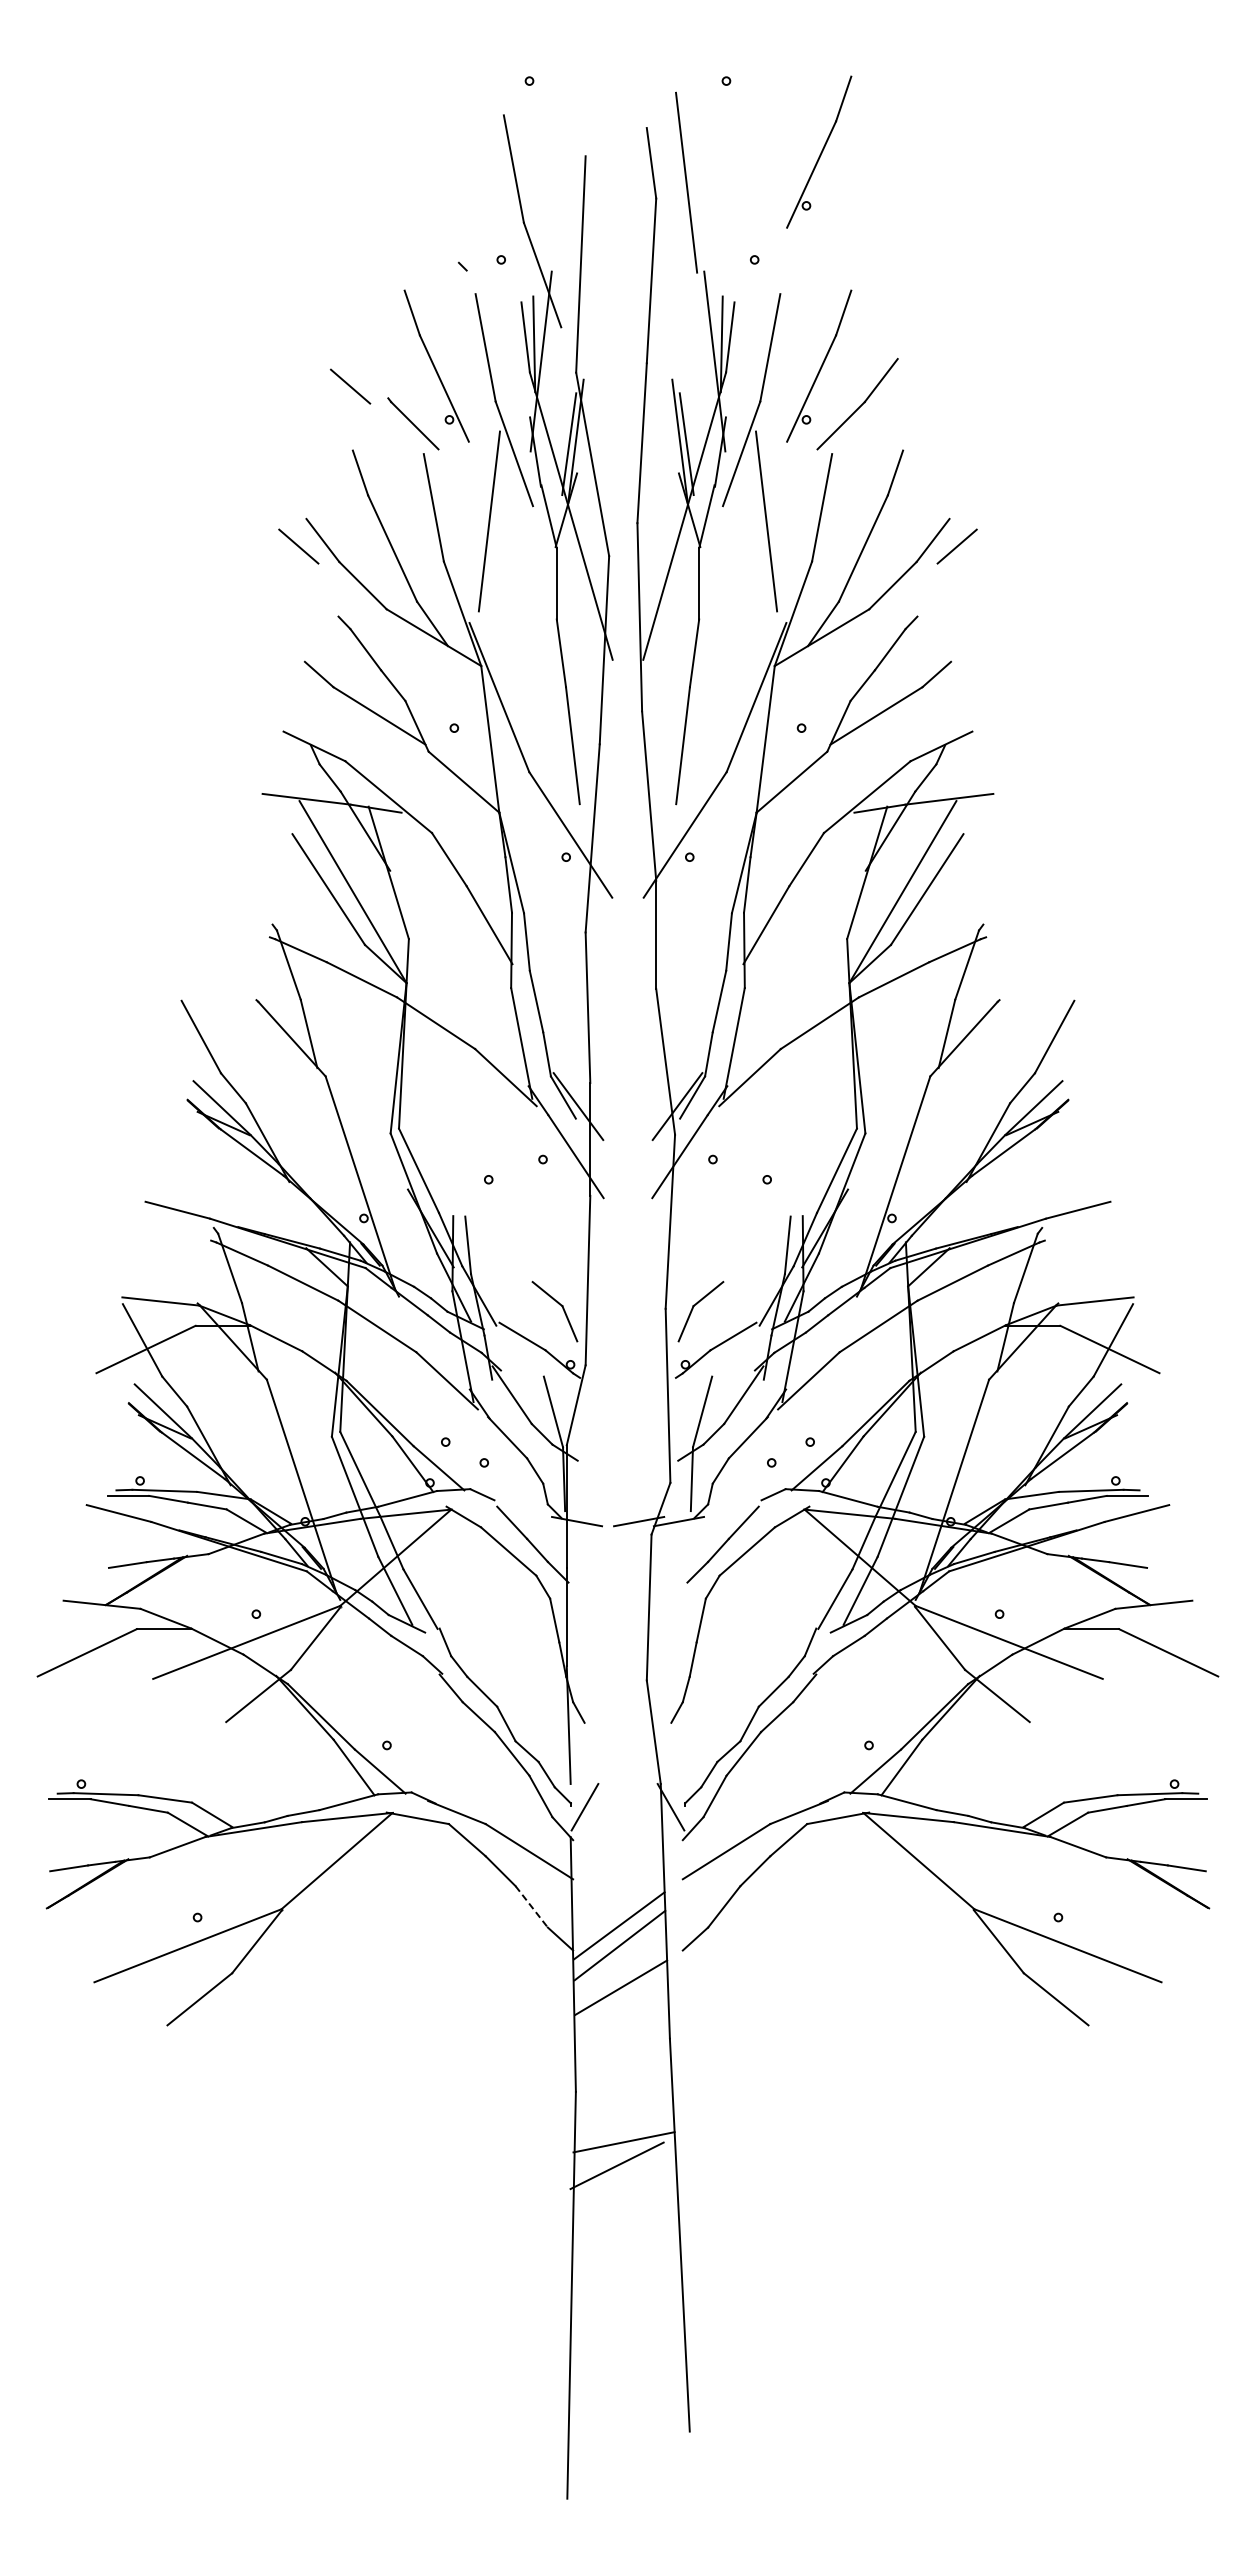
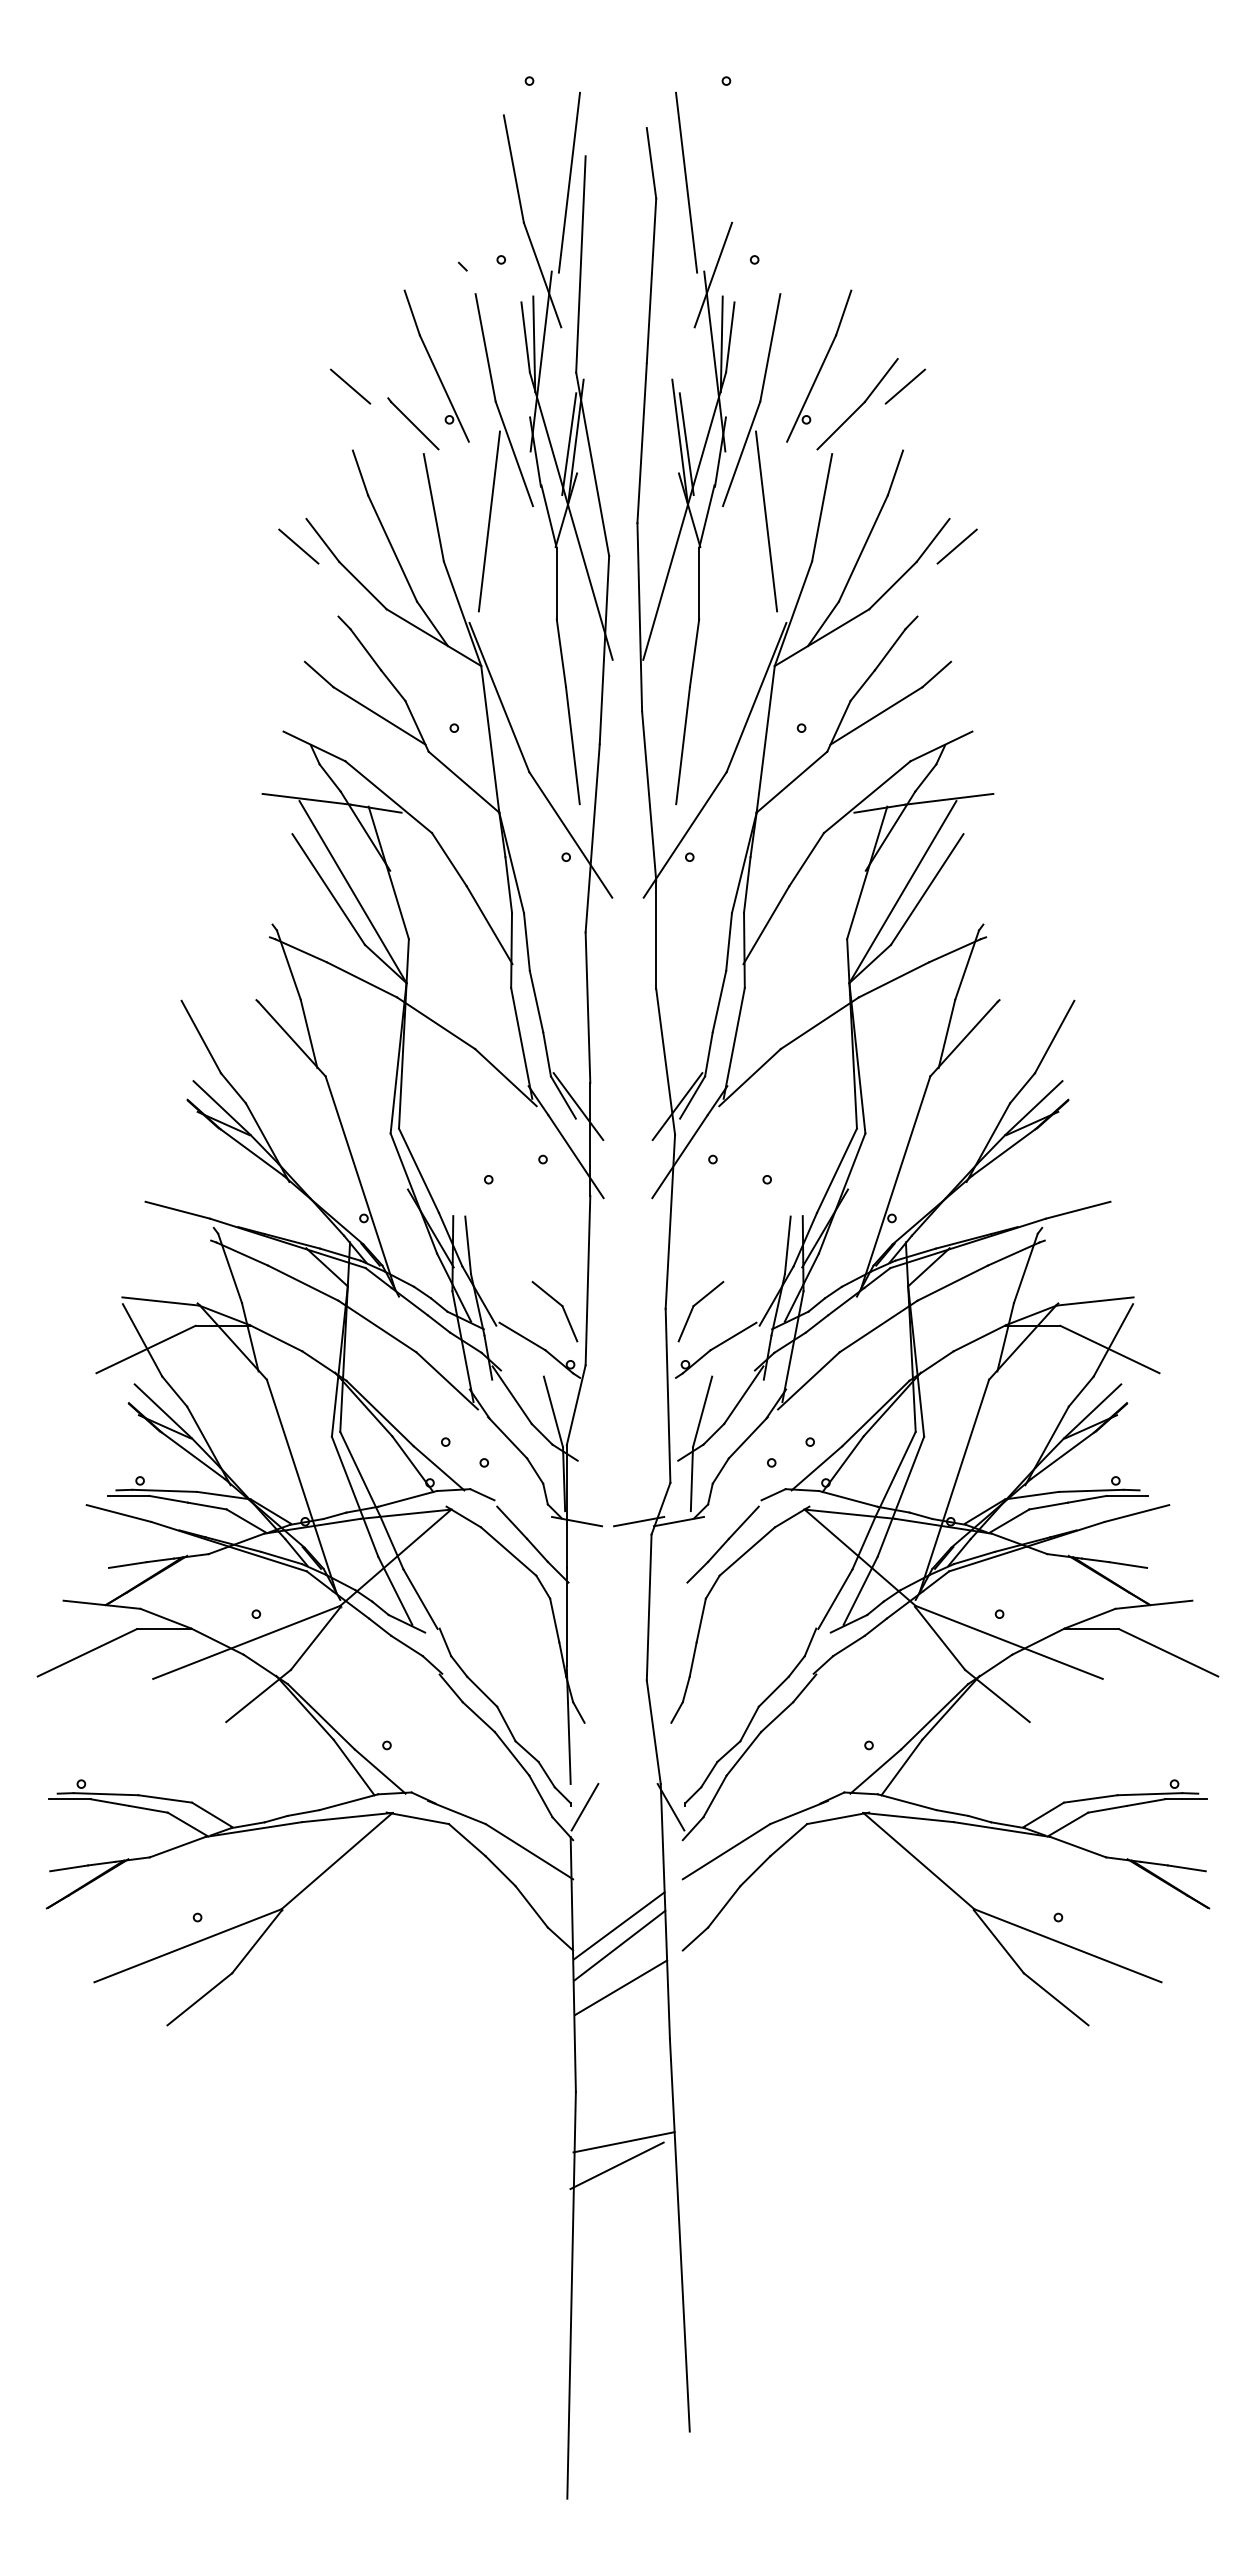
part: present -> none (819, 151)
line: none -> present (569, 182)
line: none -> present (713, 274)
line: none -> present (904, 386)
line: dashed -> solid (532, 1907)
